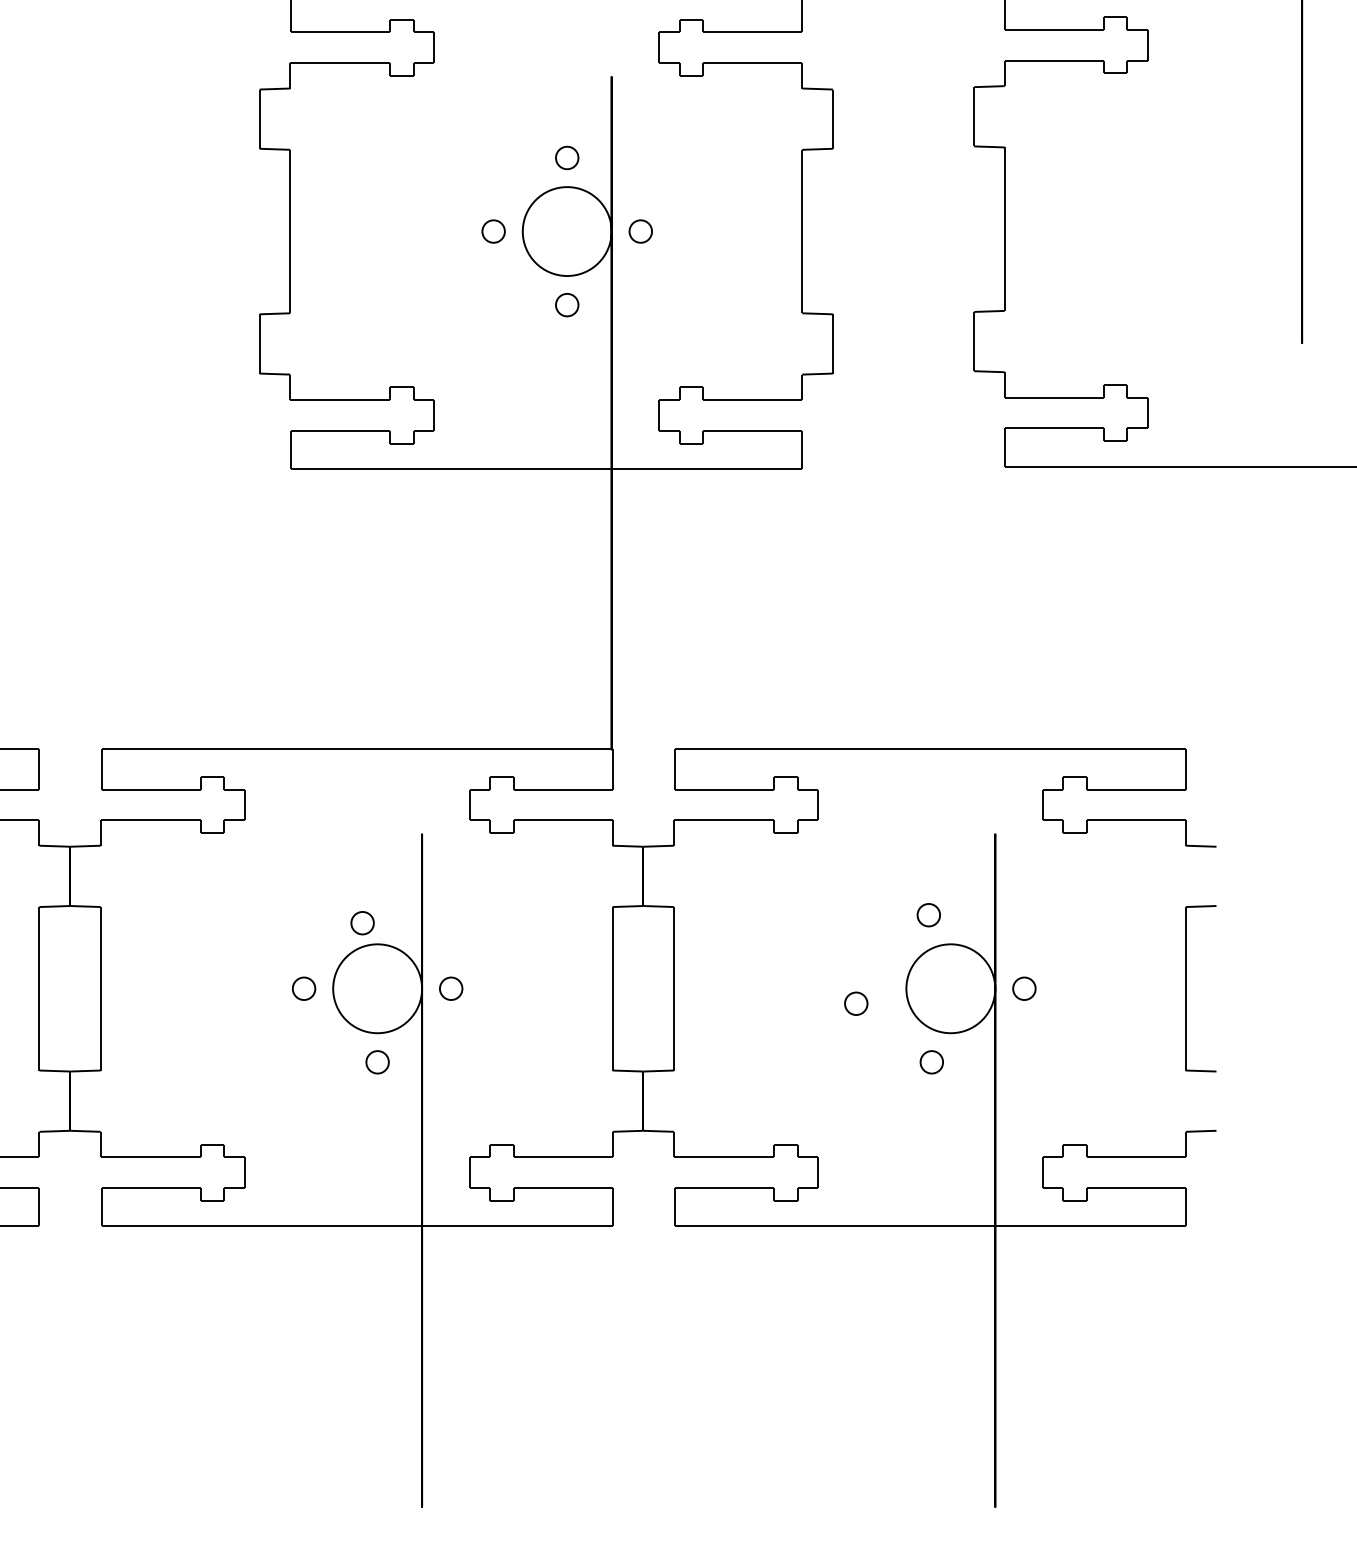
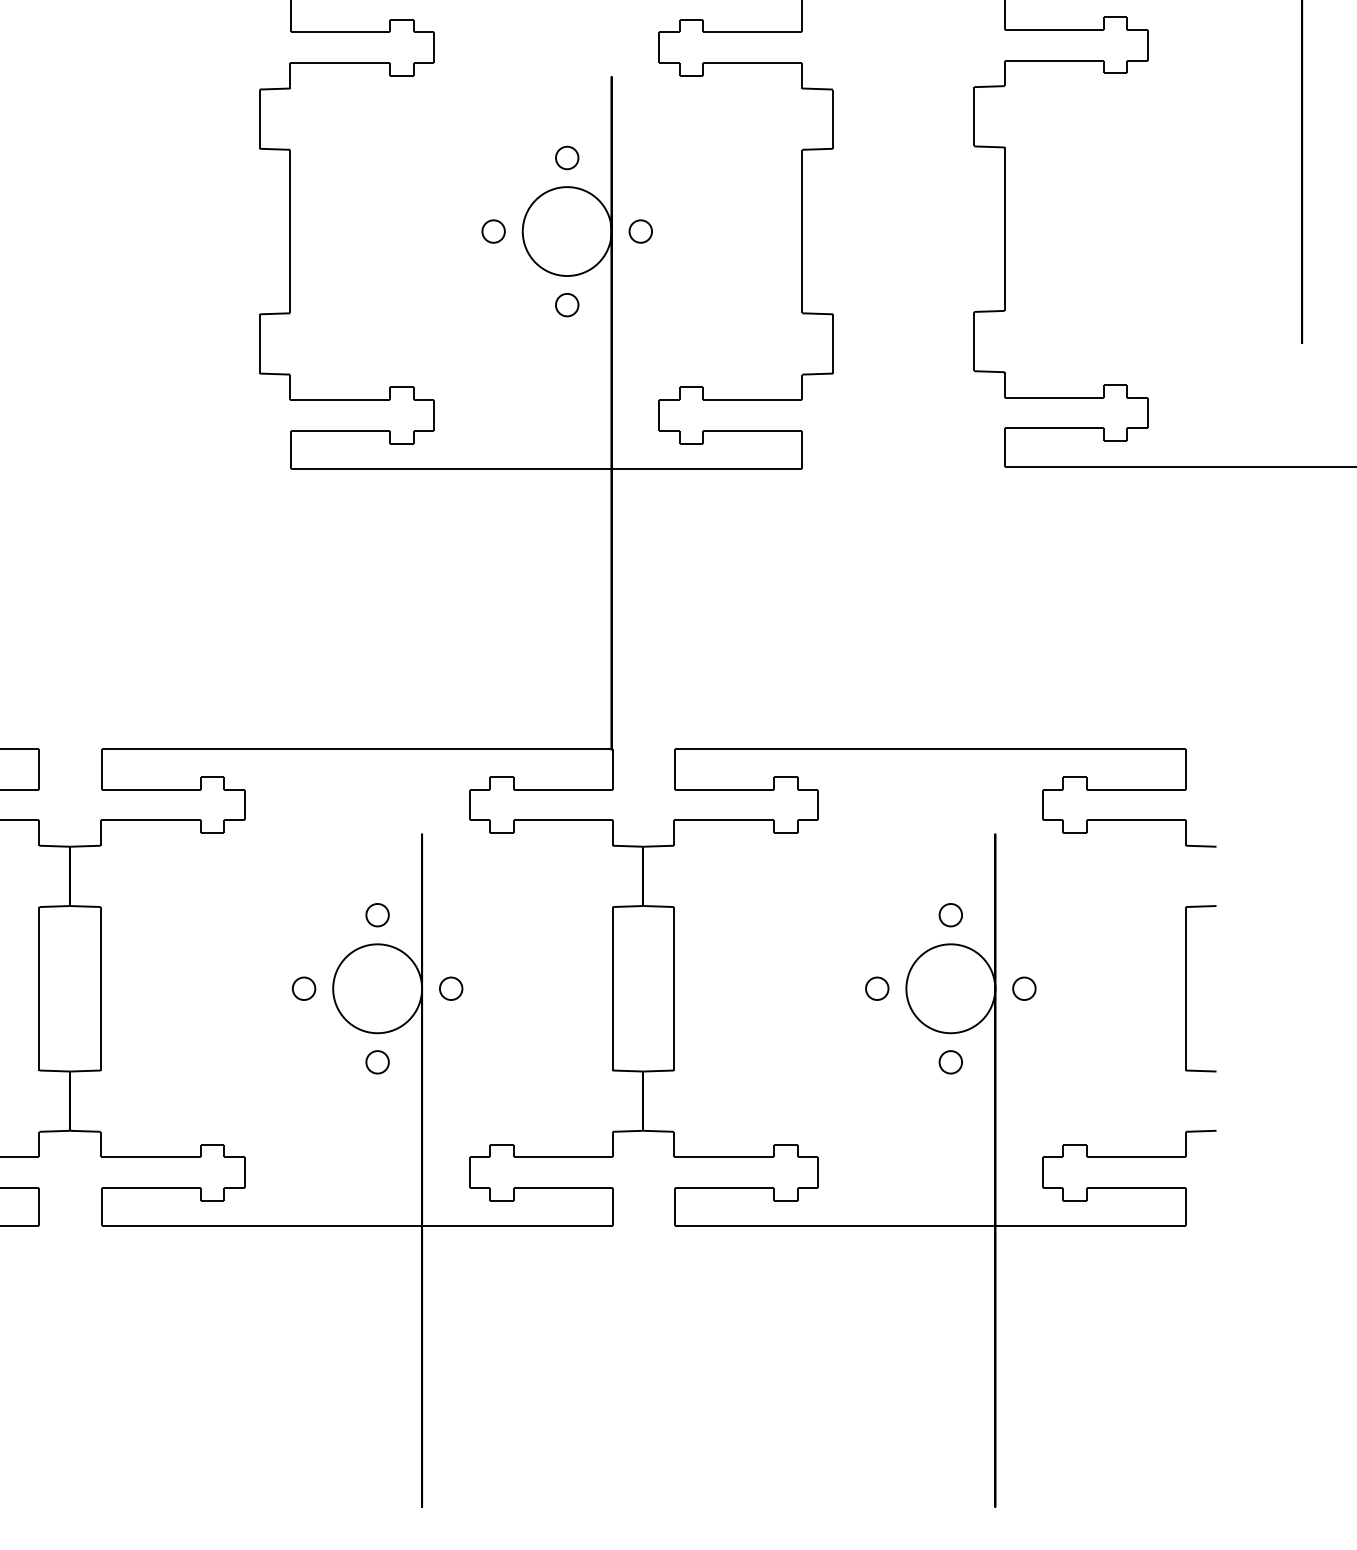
part position: (928, 915) -> (950, 915) (950, 915)
part position: (362, 923) -> (377, 915) (377, 915)
part position: (856, 1003) -> (877, 988) (877, 988)
part position: (931, 1062) -> (950, 1062) (950, 1062)
